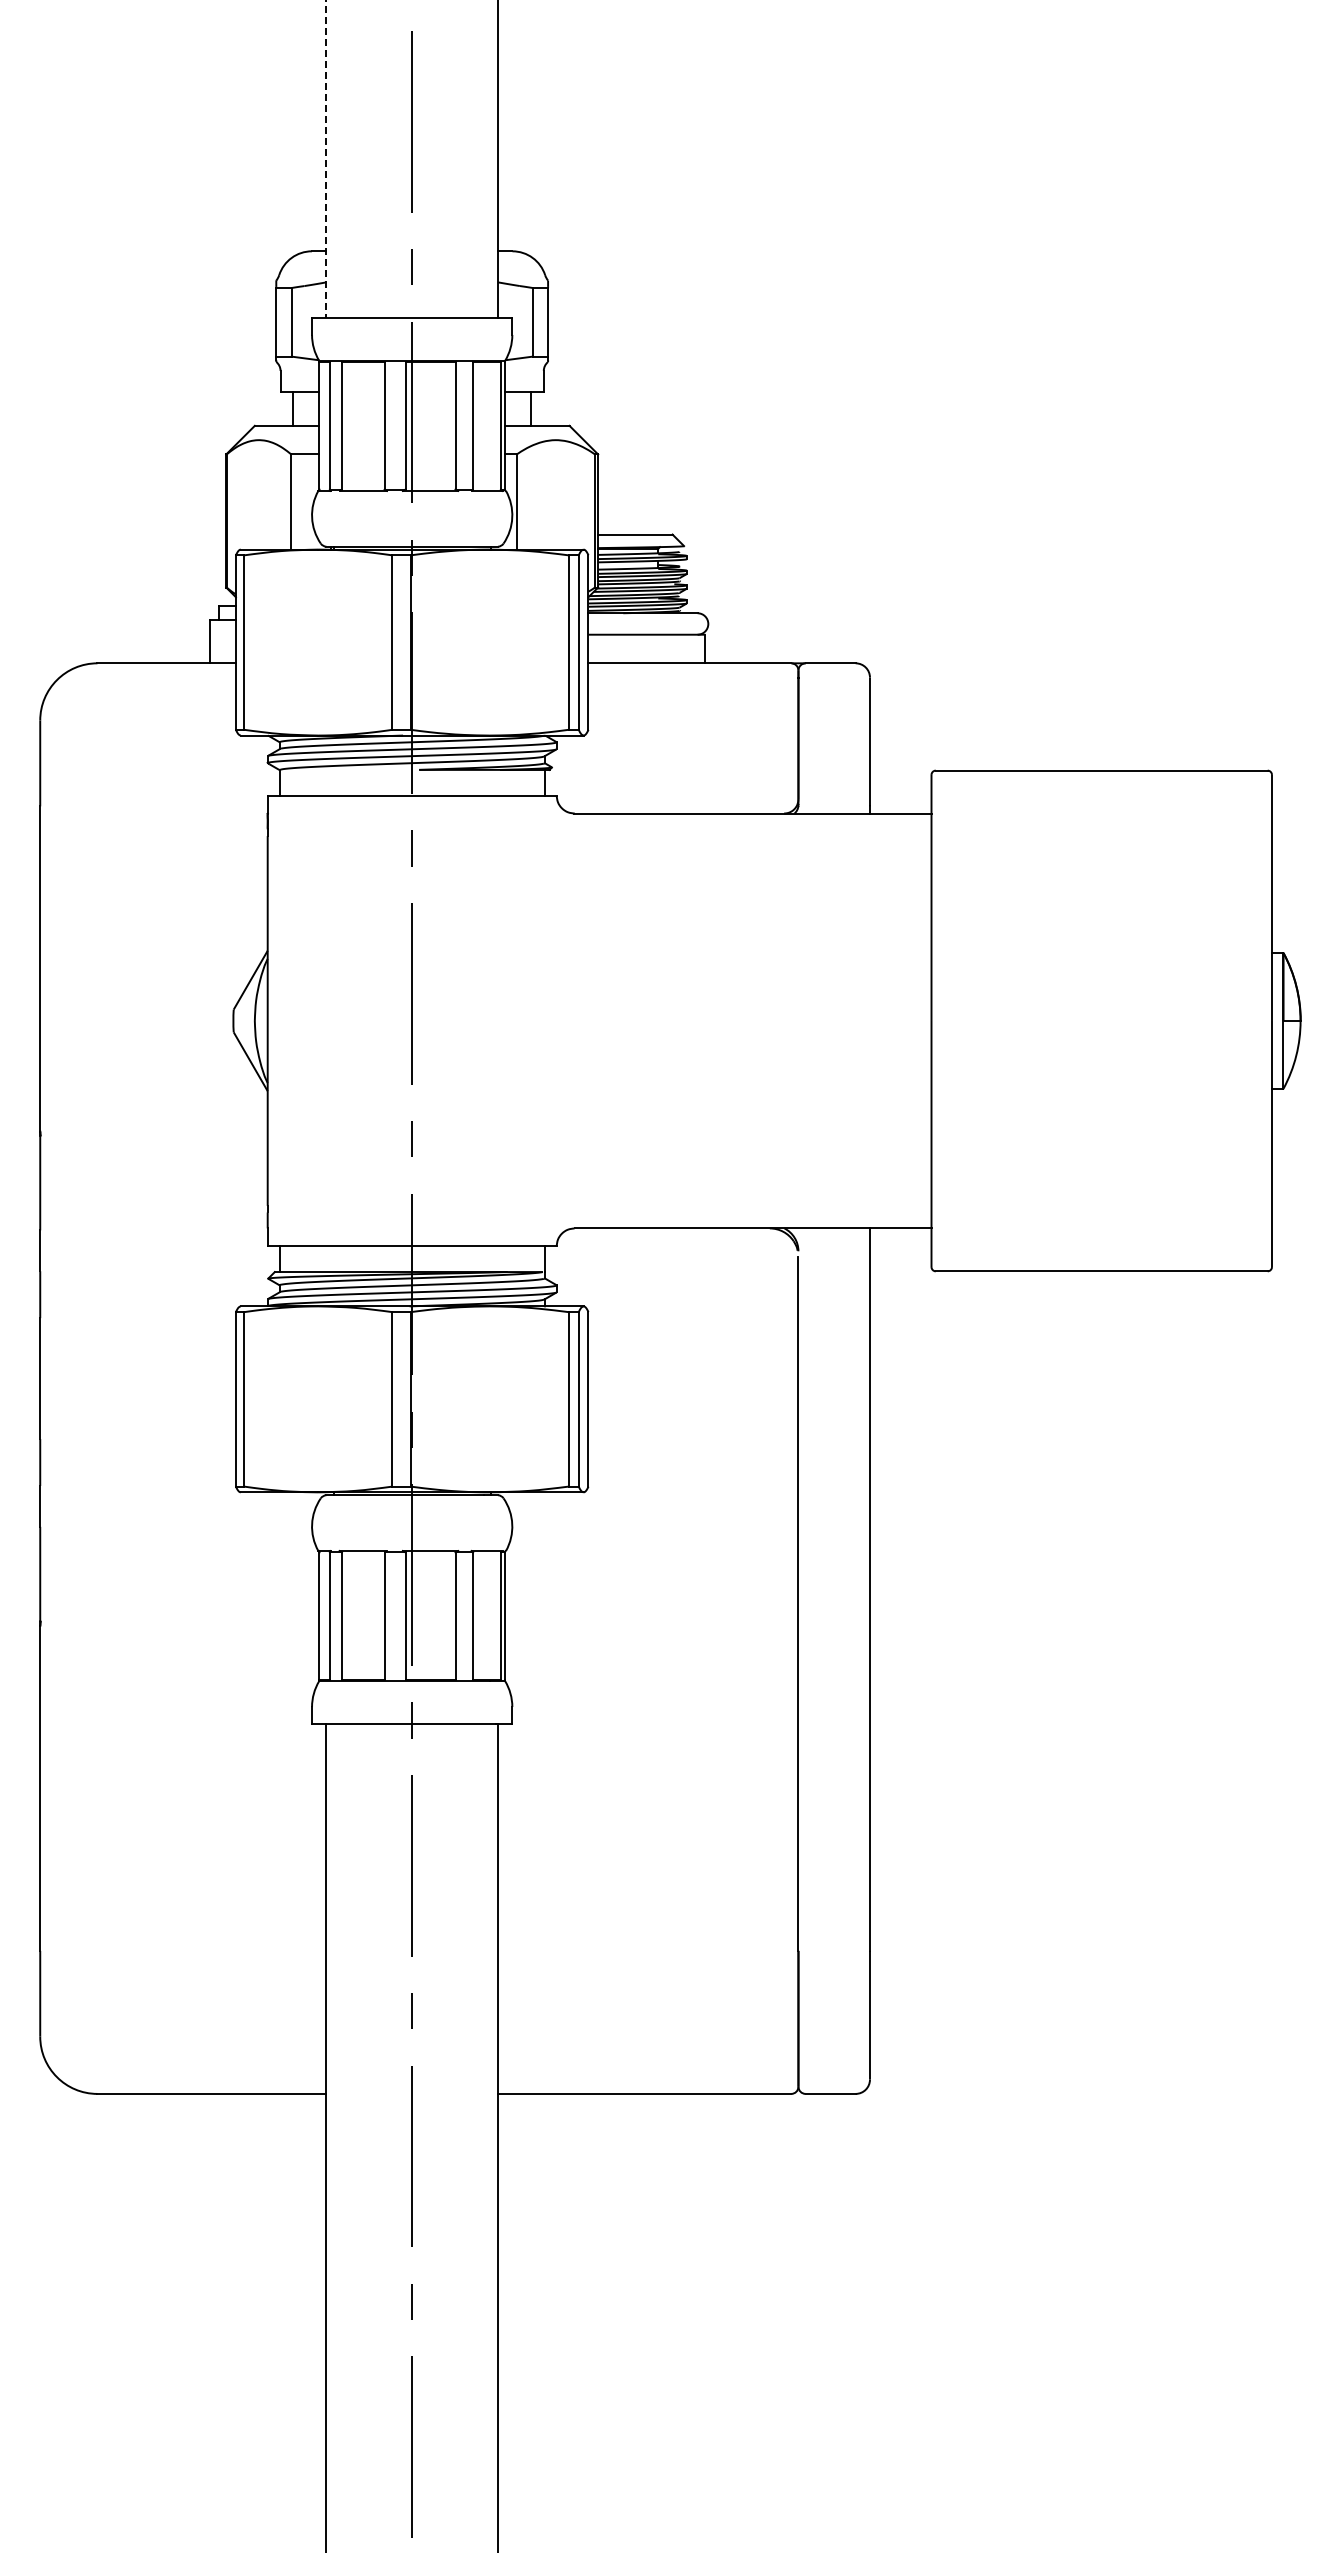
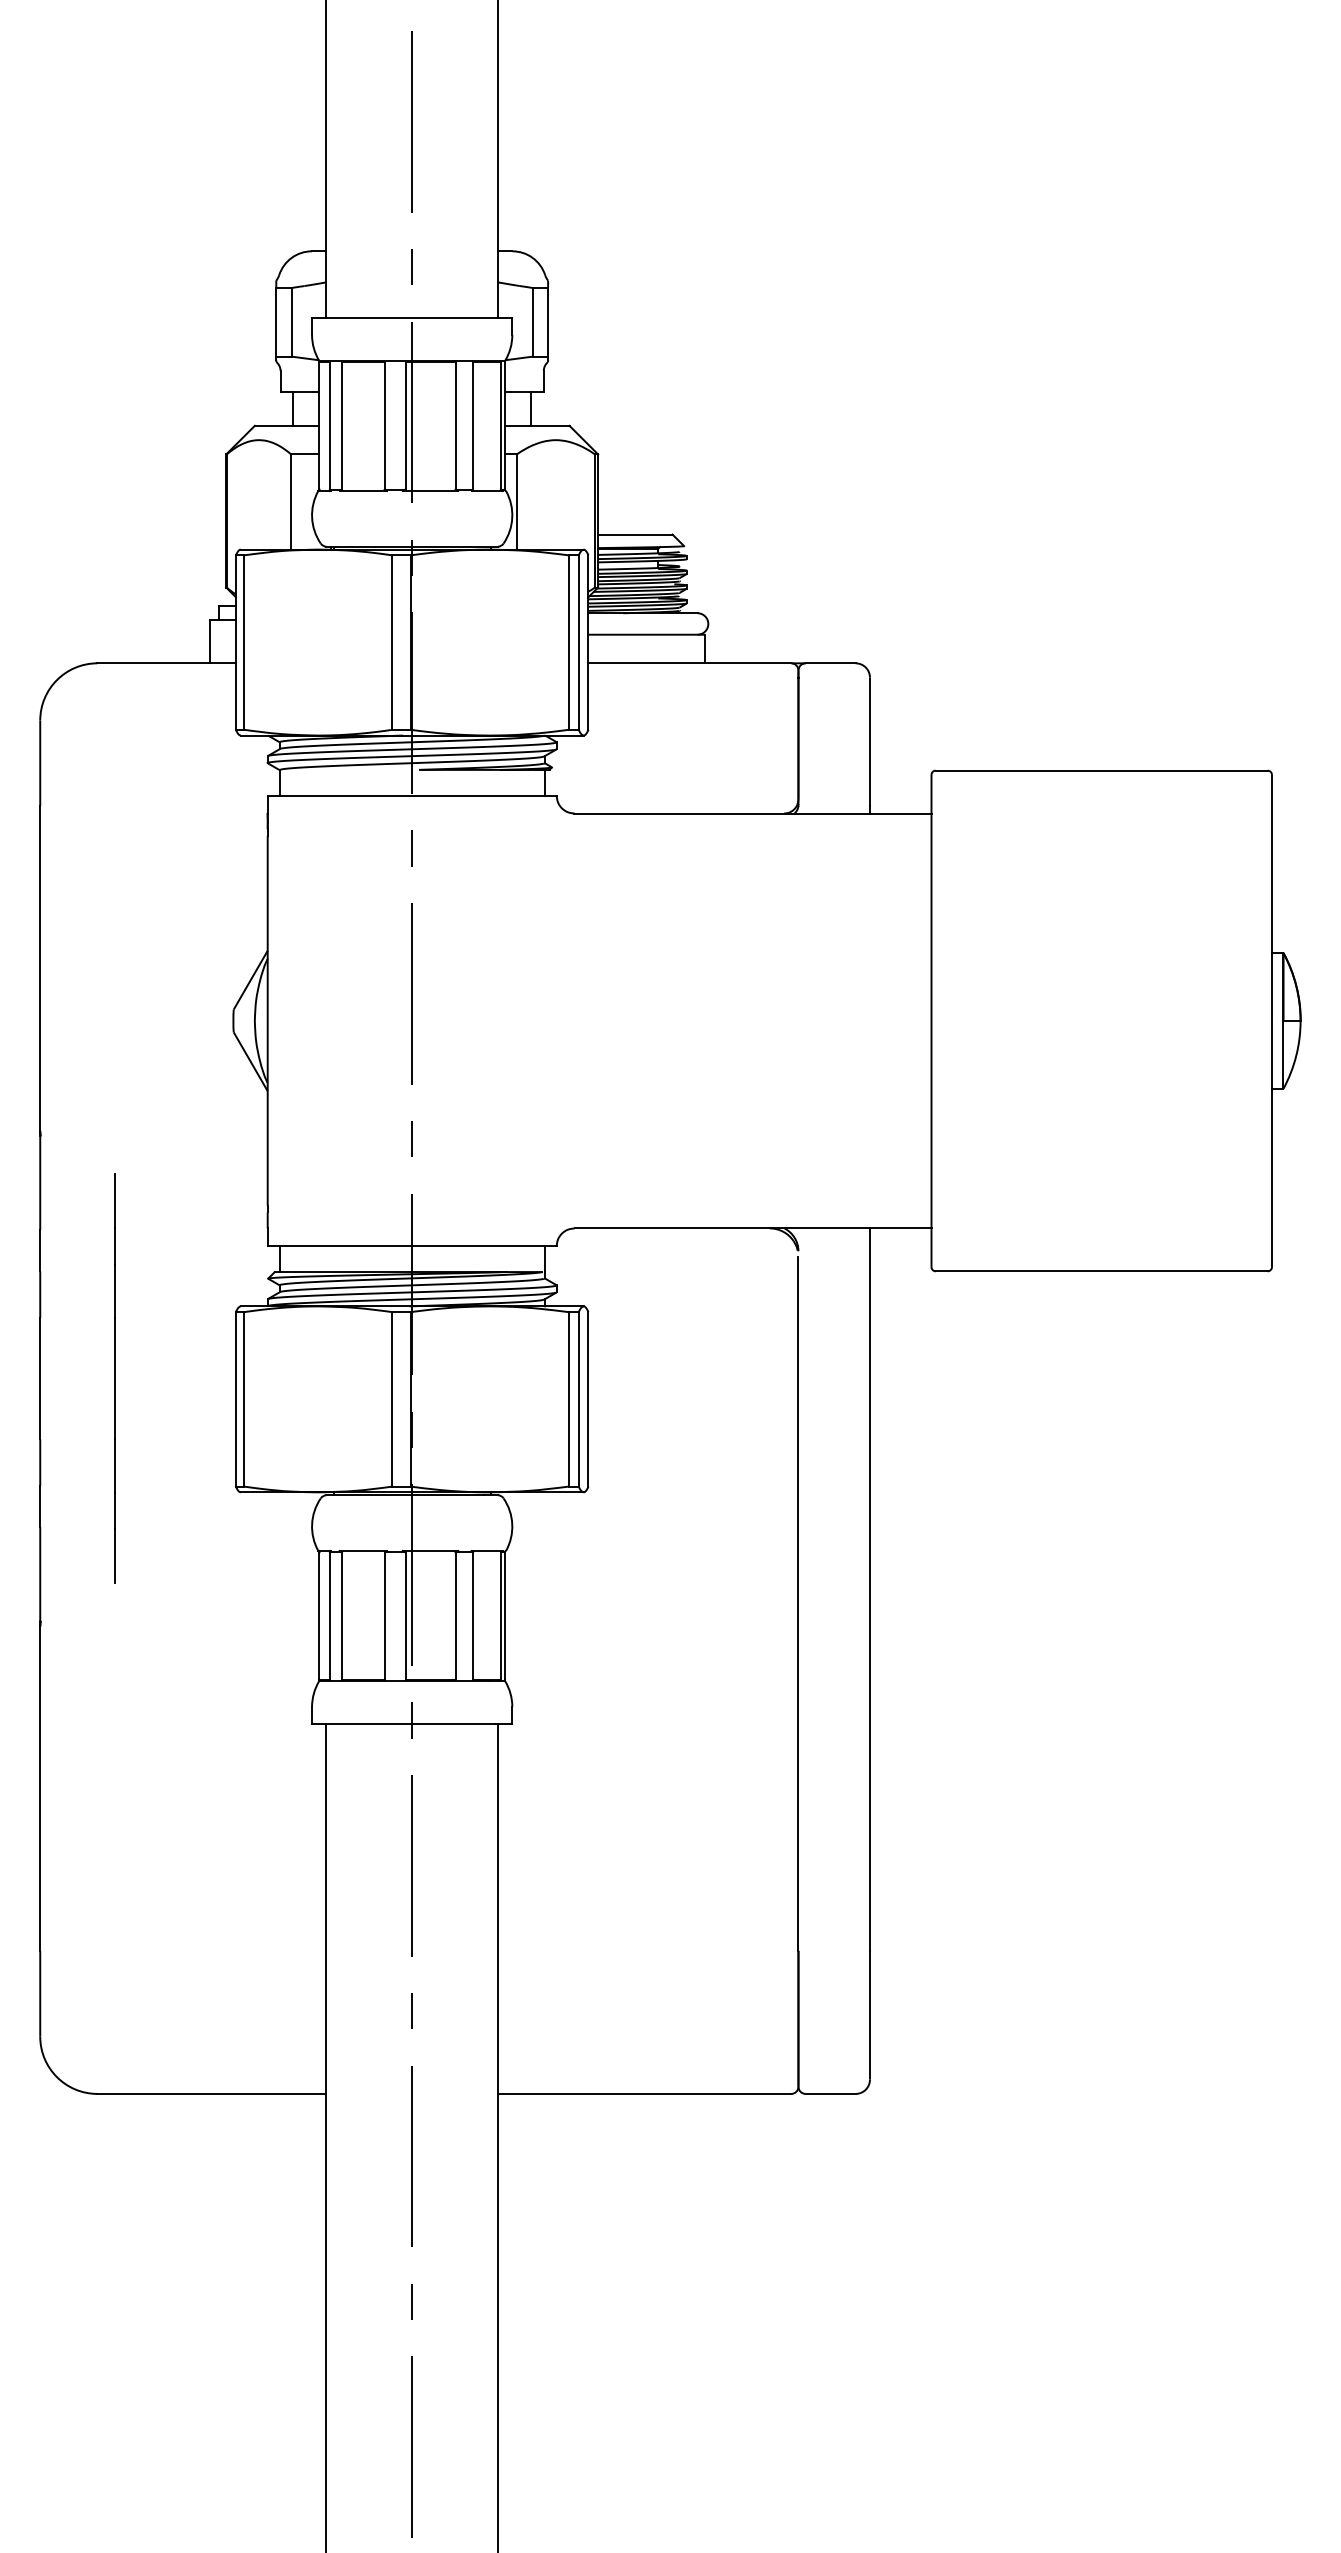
line: dashed -> solid (326, 159)
line: none -> present (114, 1378)
